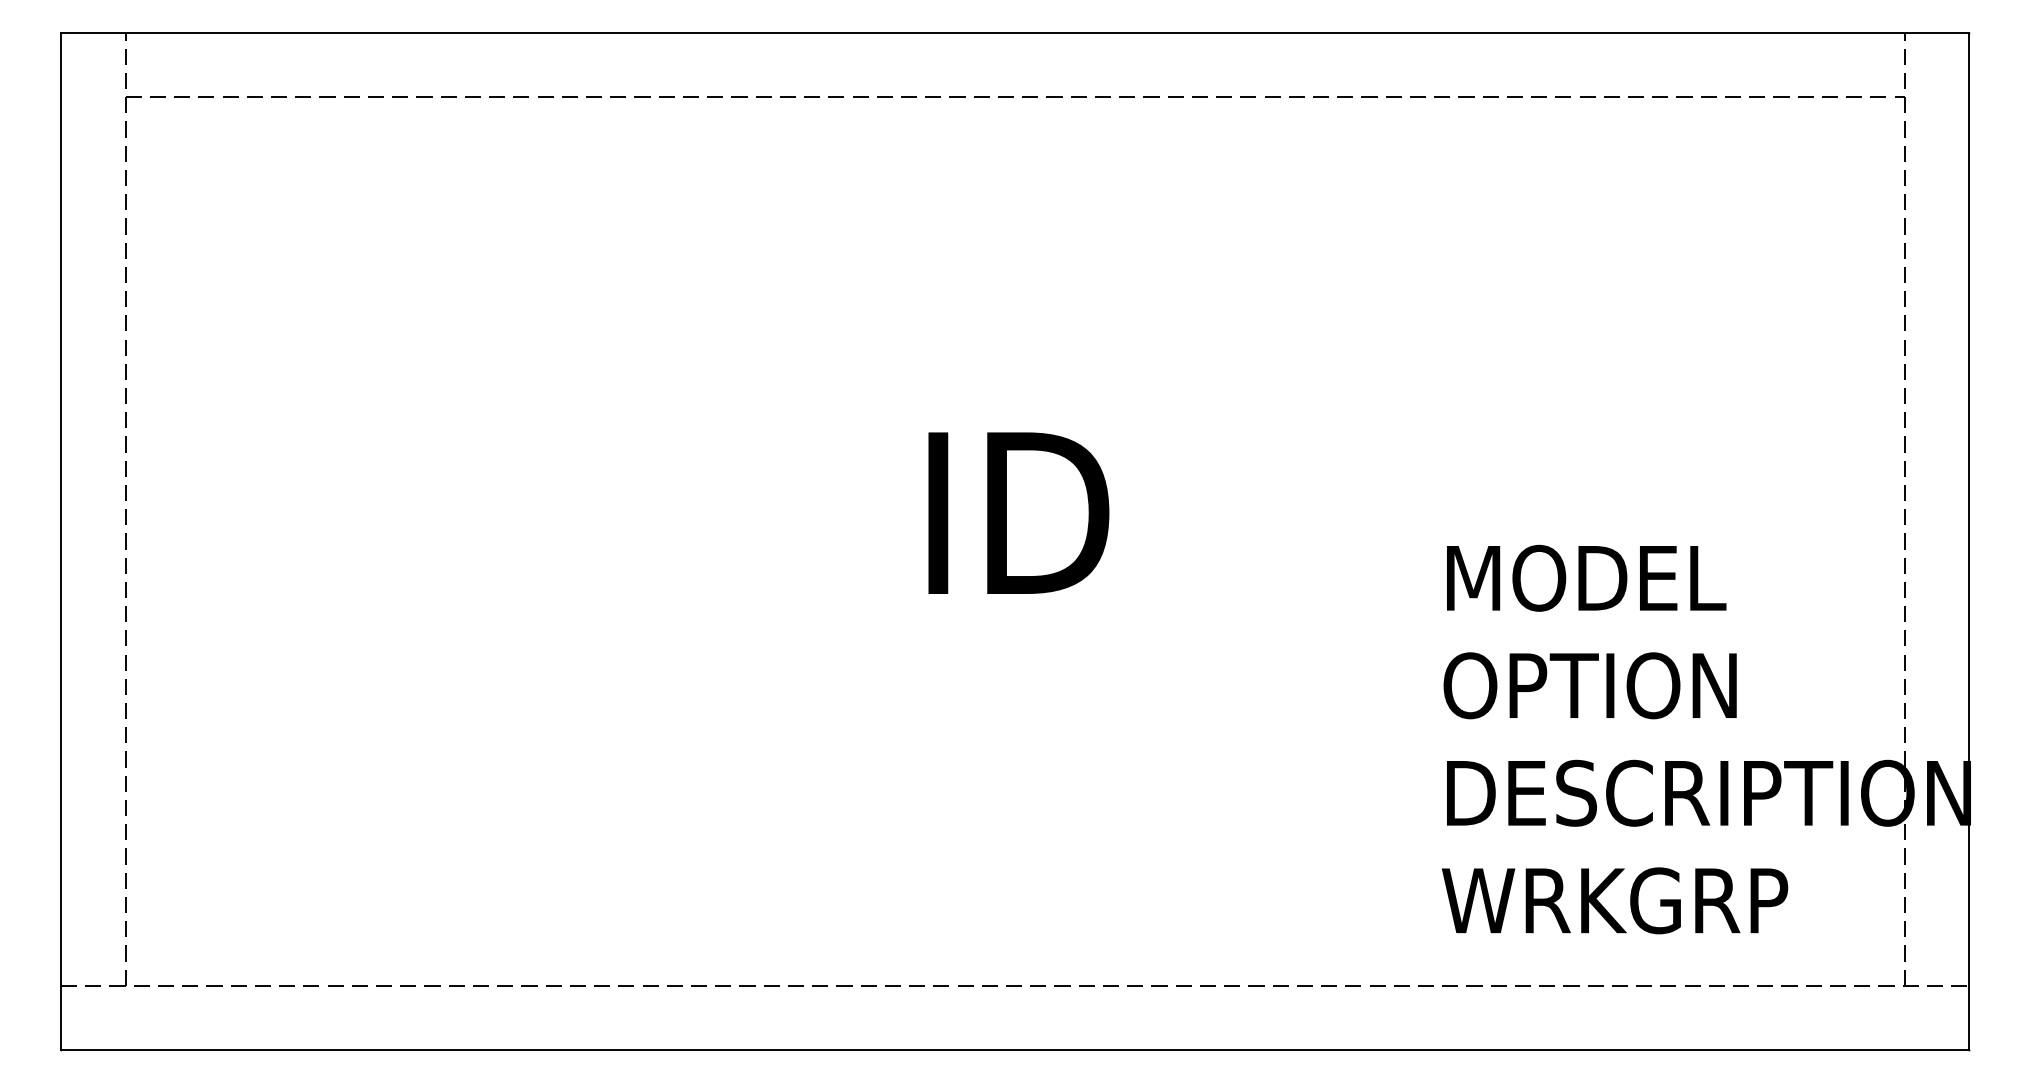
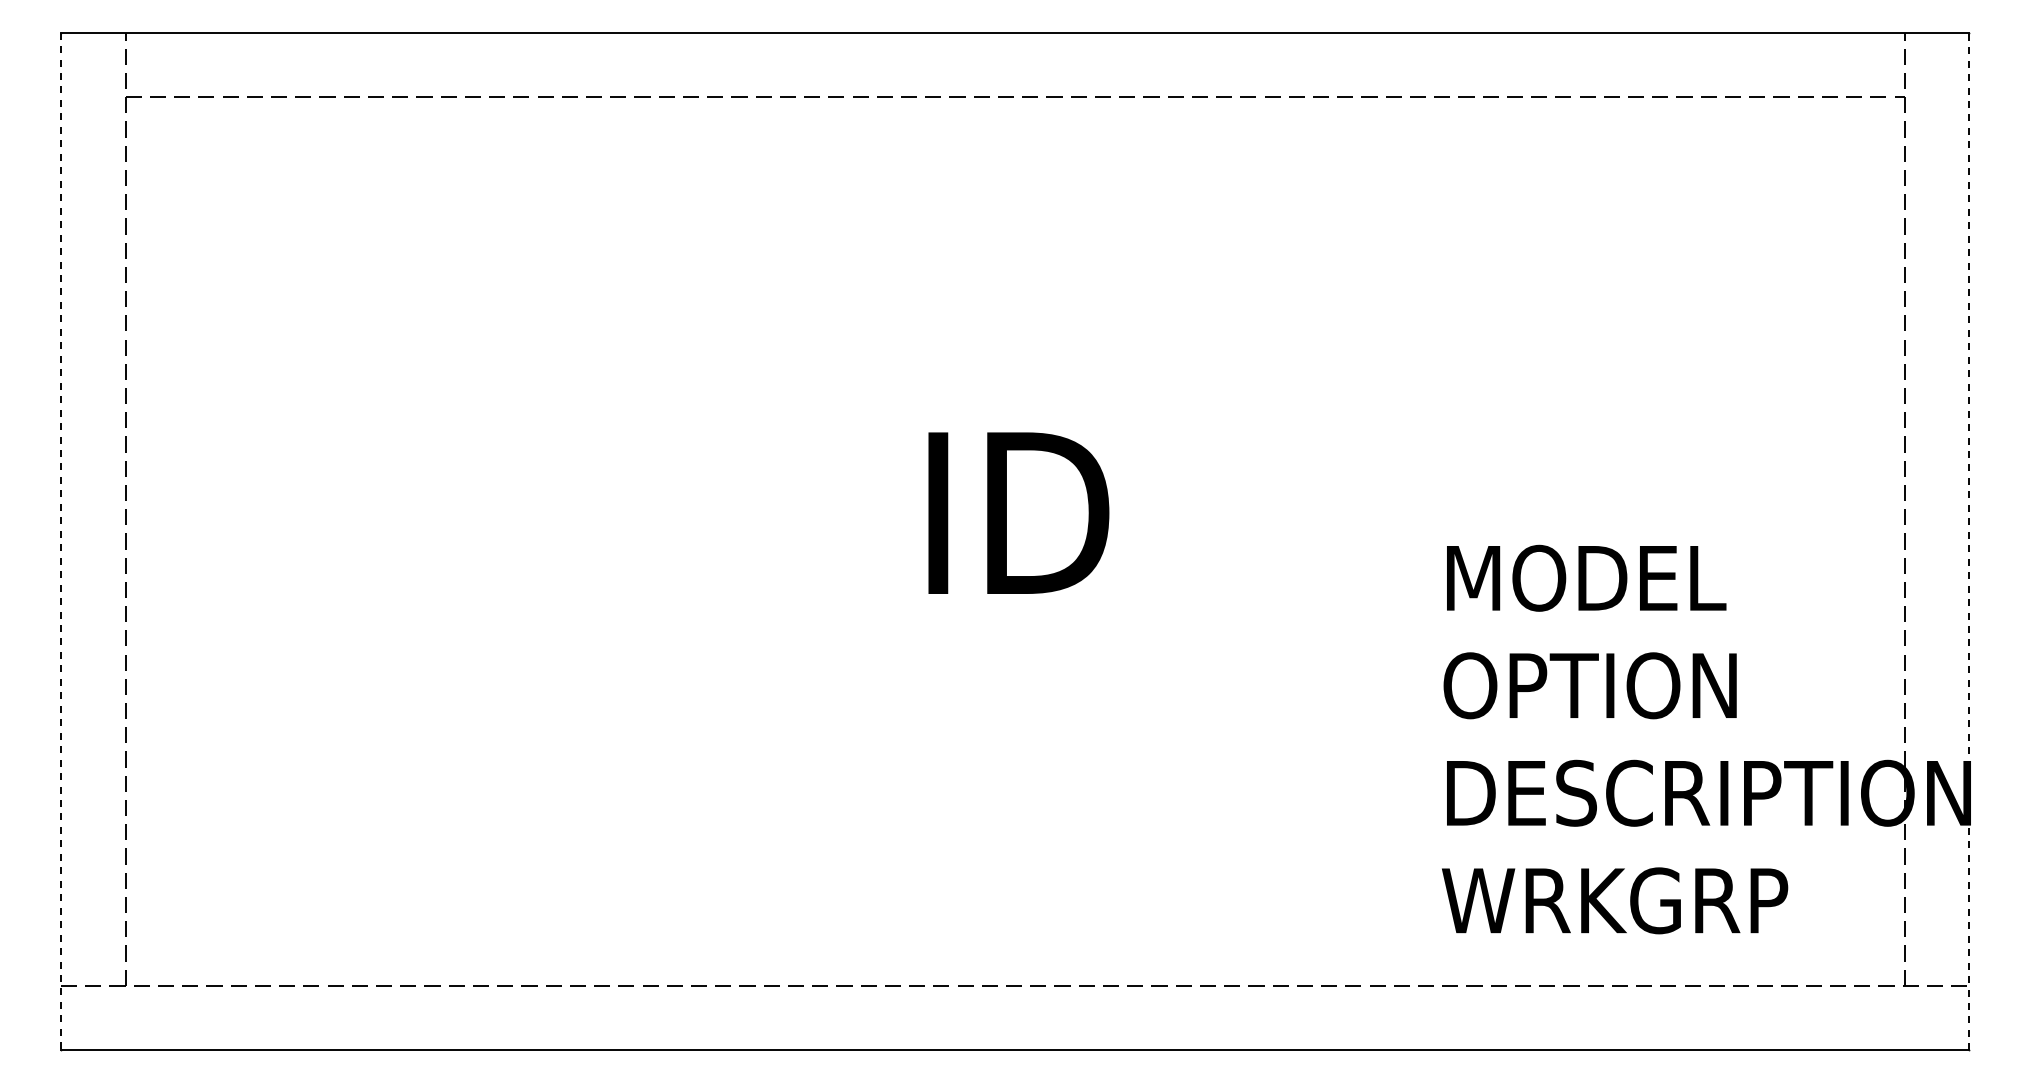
line: solid -> dashed (60, 541)
line: solid -> dashed (1969, 541)
